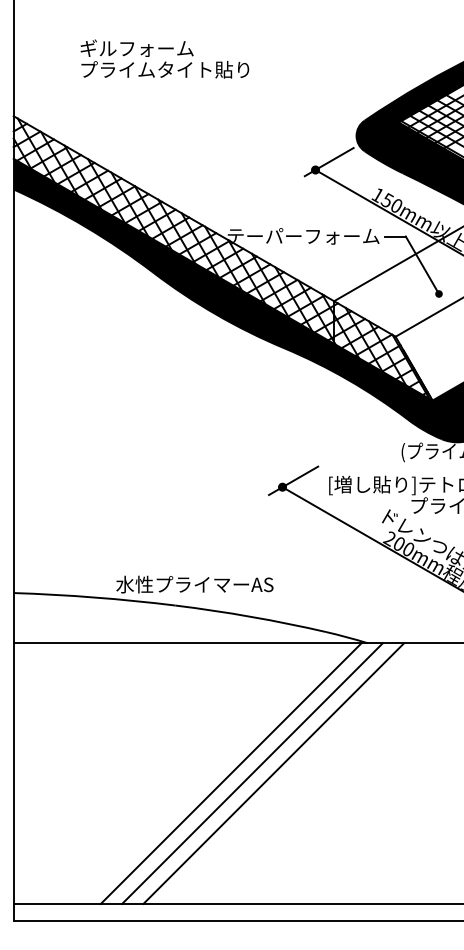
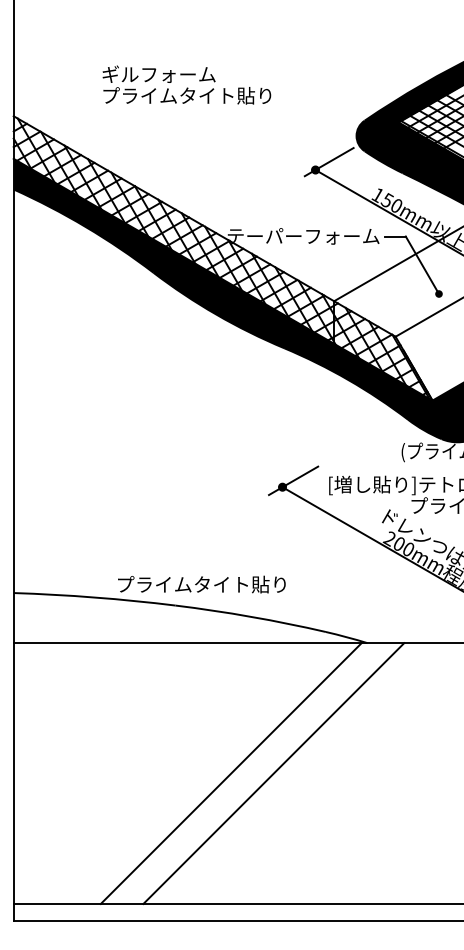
text position: (164, 58) -> (186, 84) (186, 84)
text: 水性プライマーAS -> プライムタイト貼り (200, 584)
line: present -> none (252, 773)
